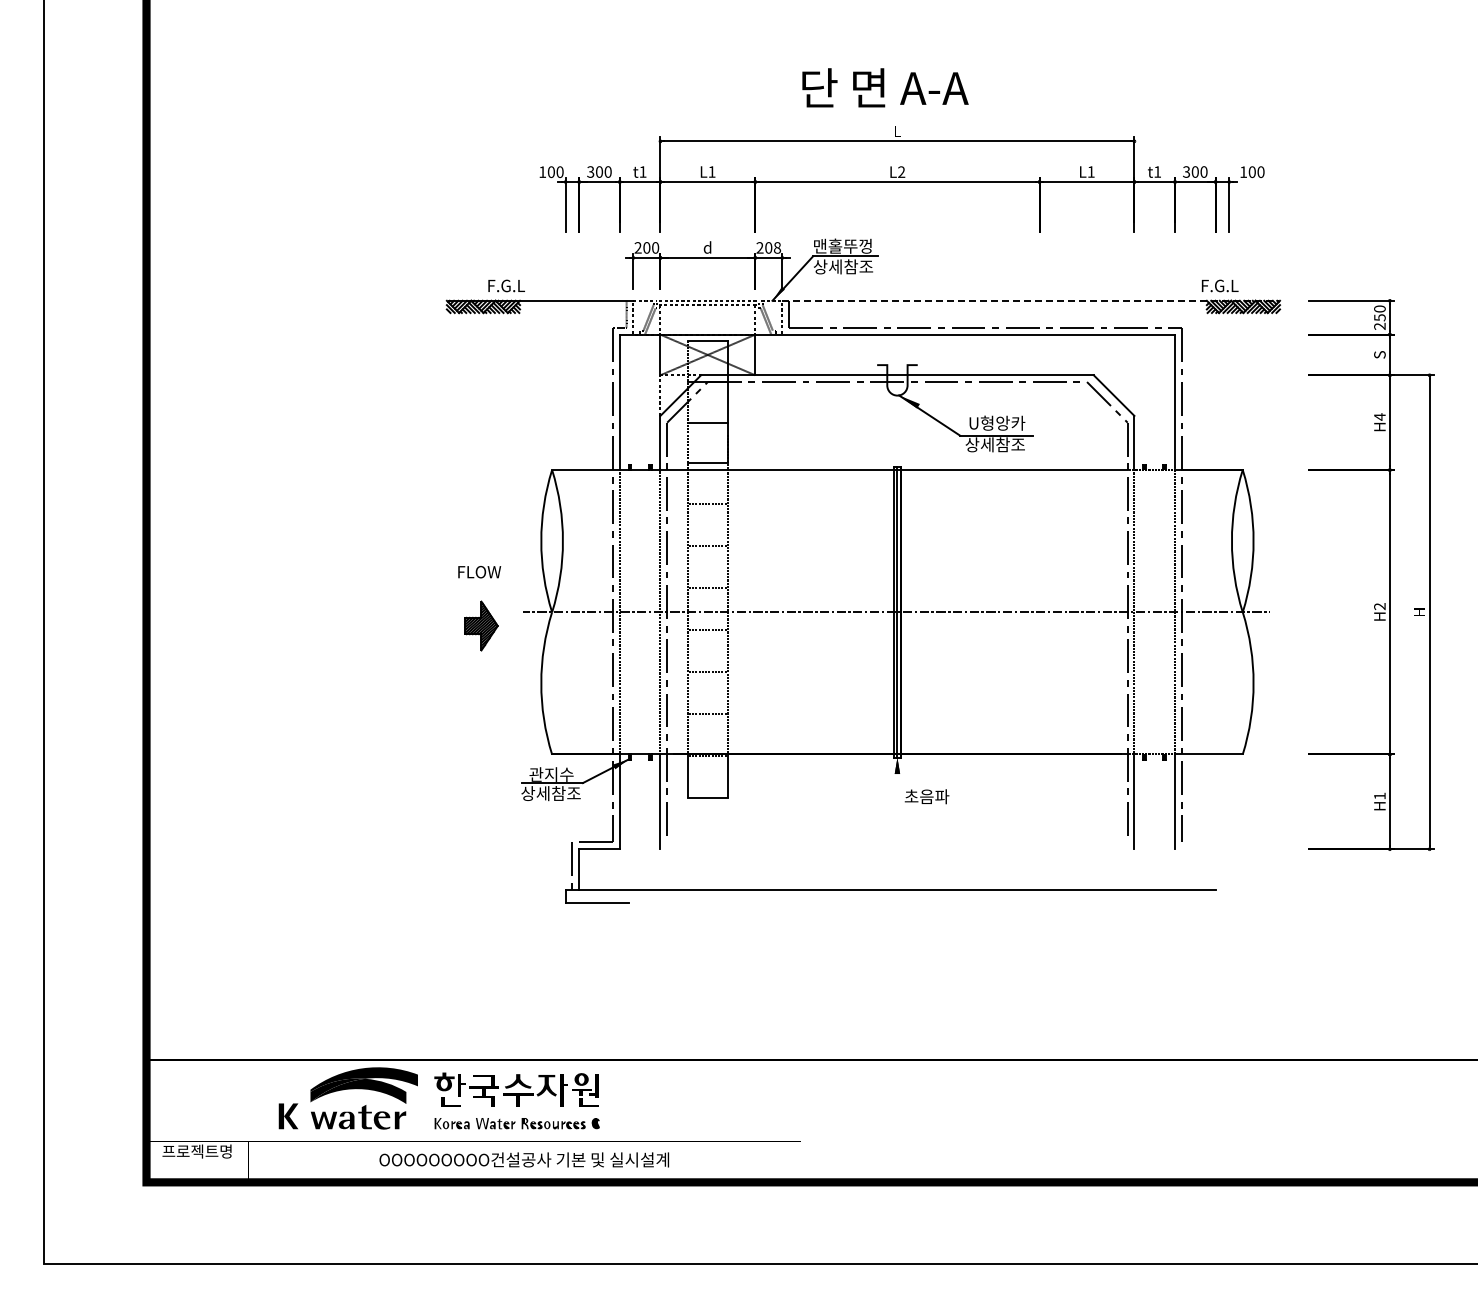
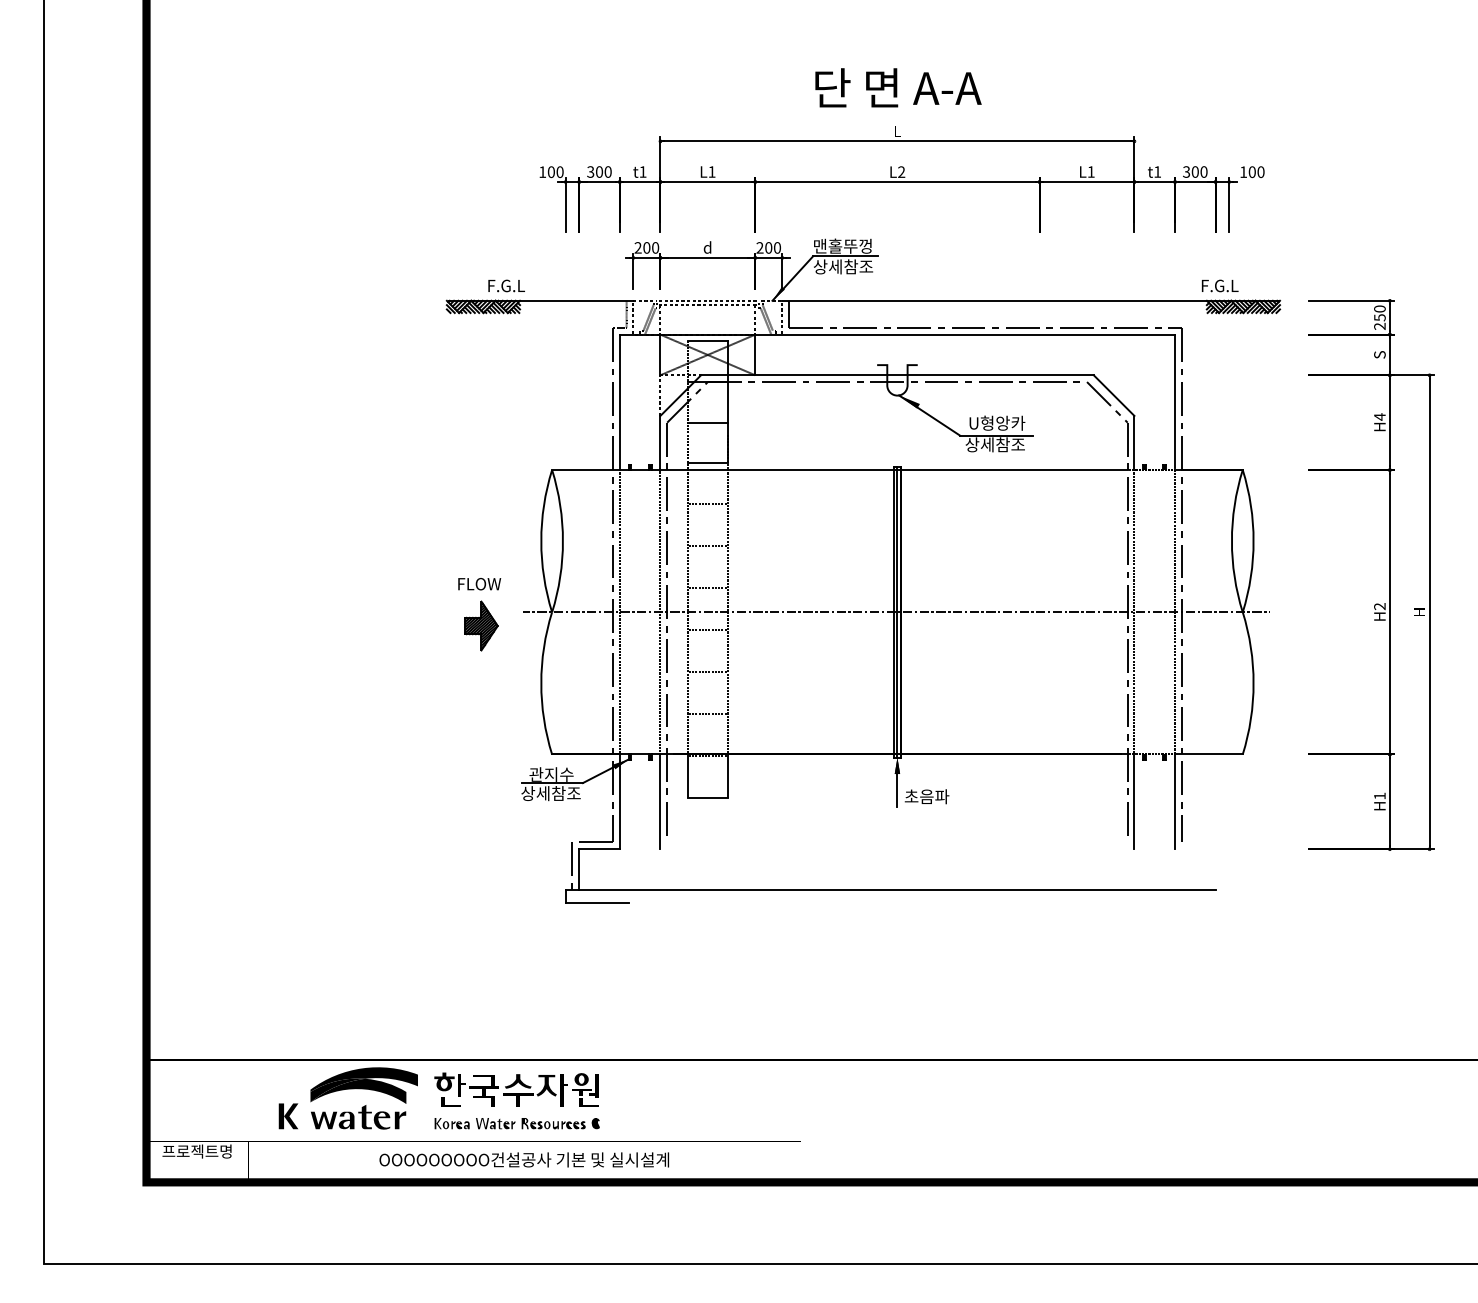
text position: (885, 87) -> (898, 87) (898, 87)
text: 208 -> 200 (777, 247)
line: dashed -> solid (1030, 300)
text position: (479, 572) -> (479, 584) (479, 584)
line: none -> present (897, 787)
